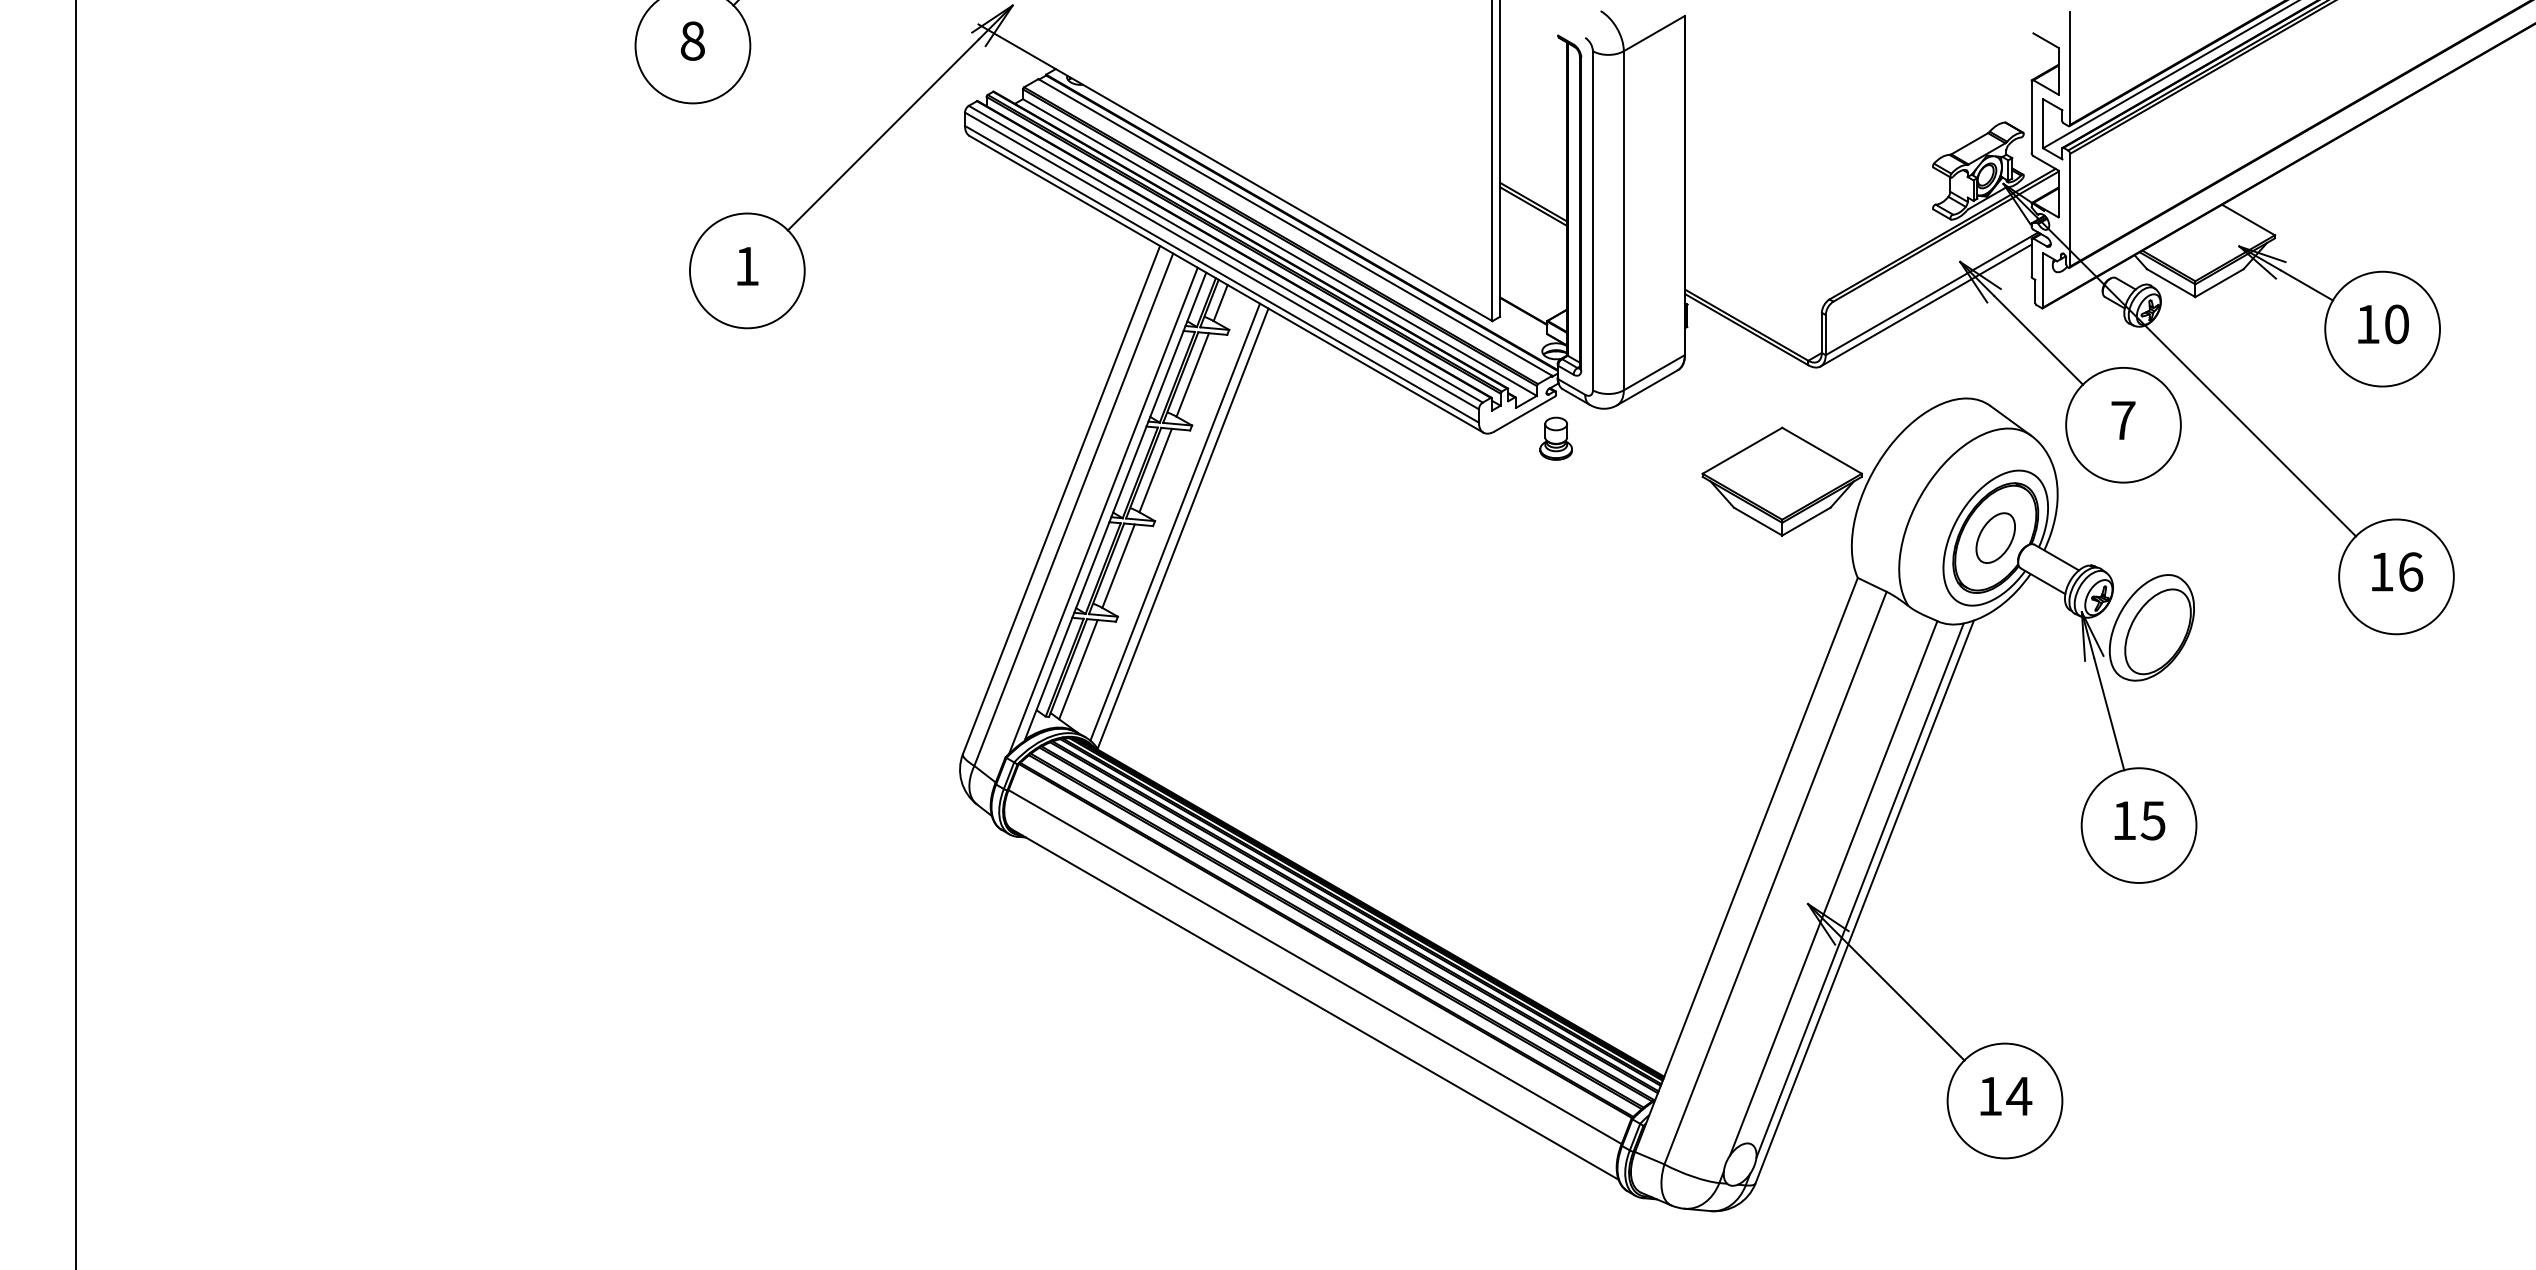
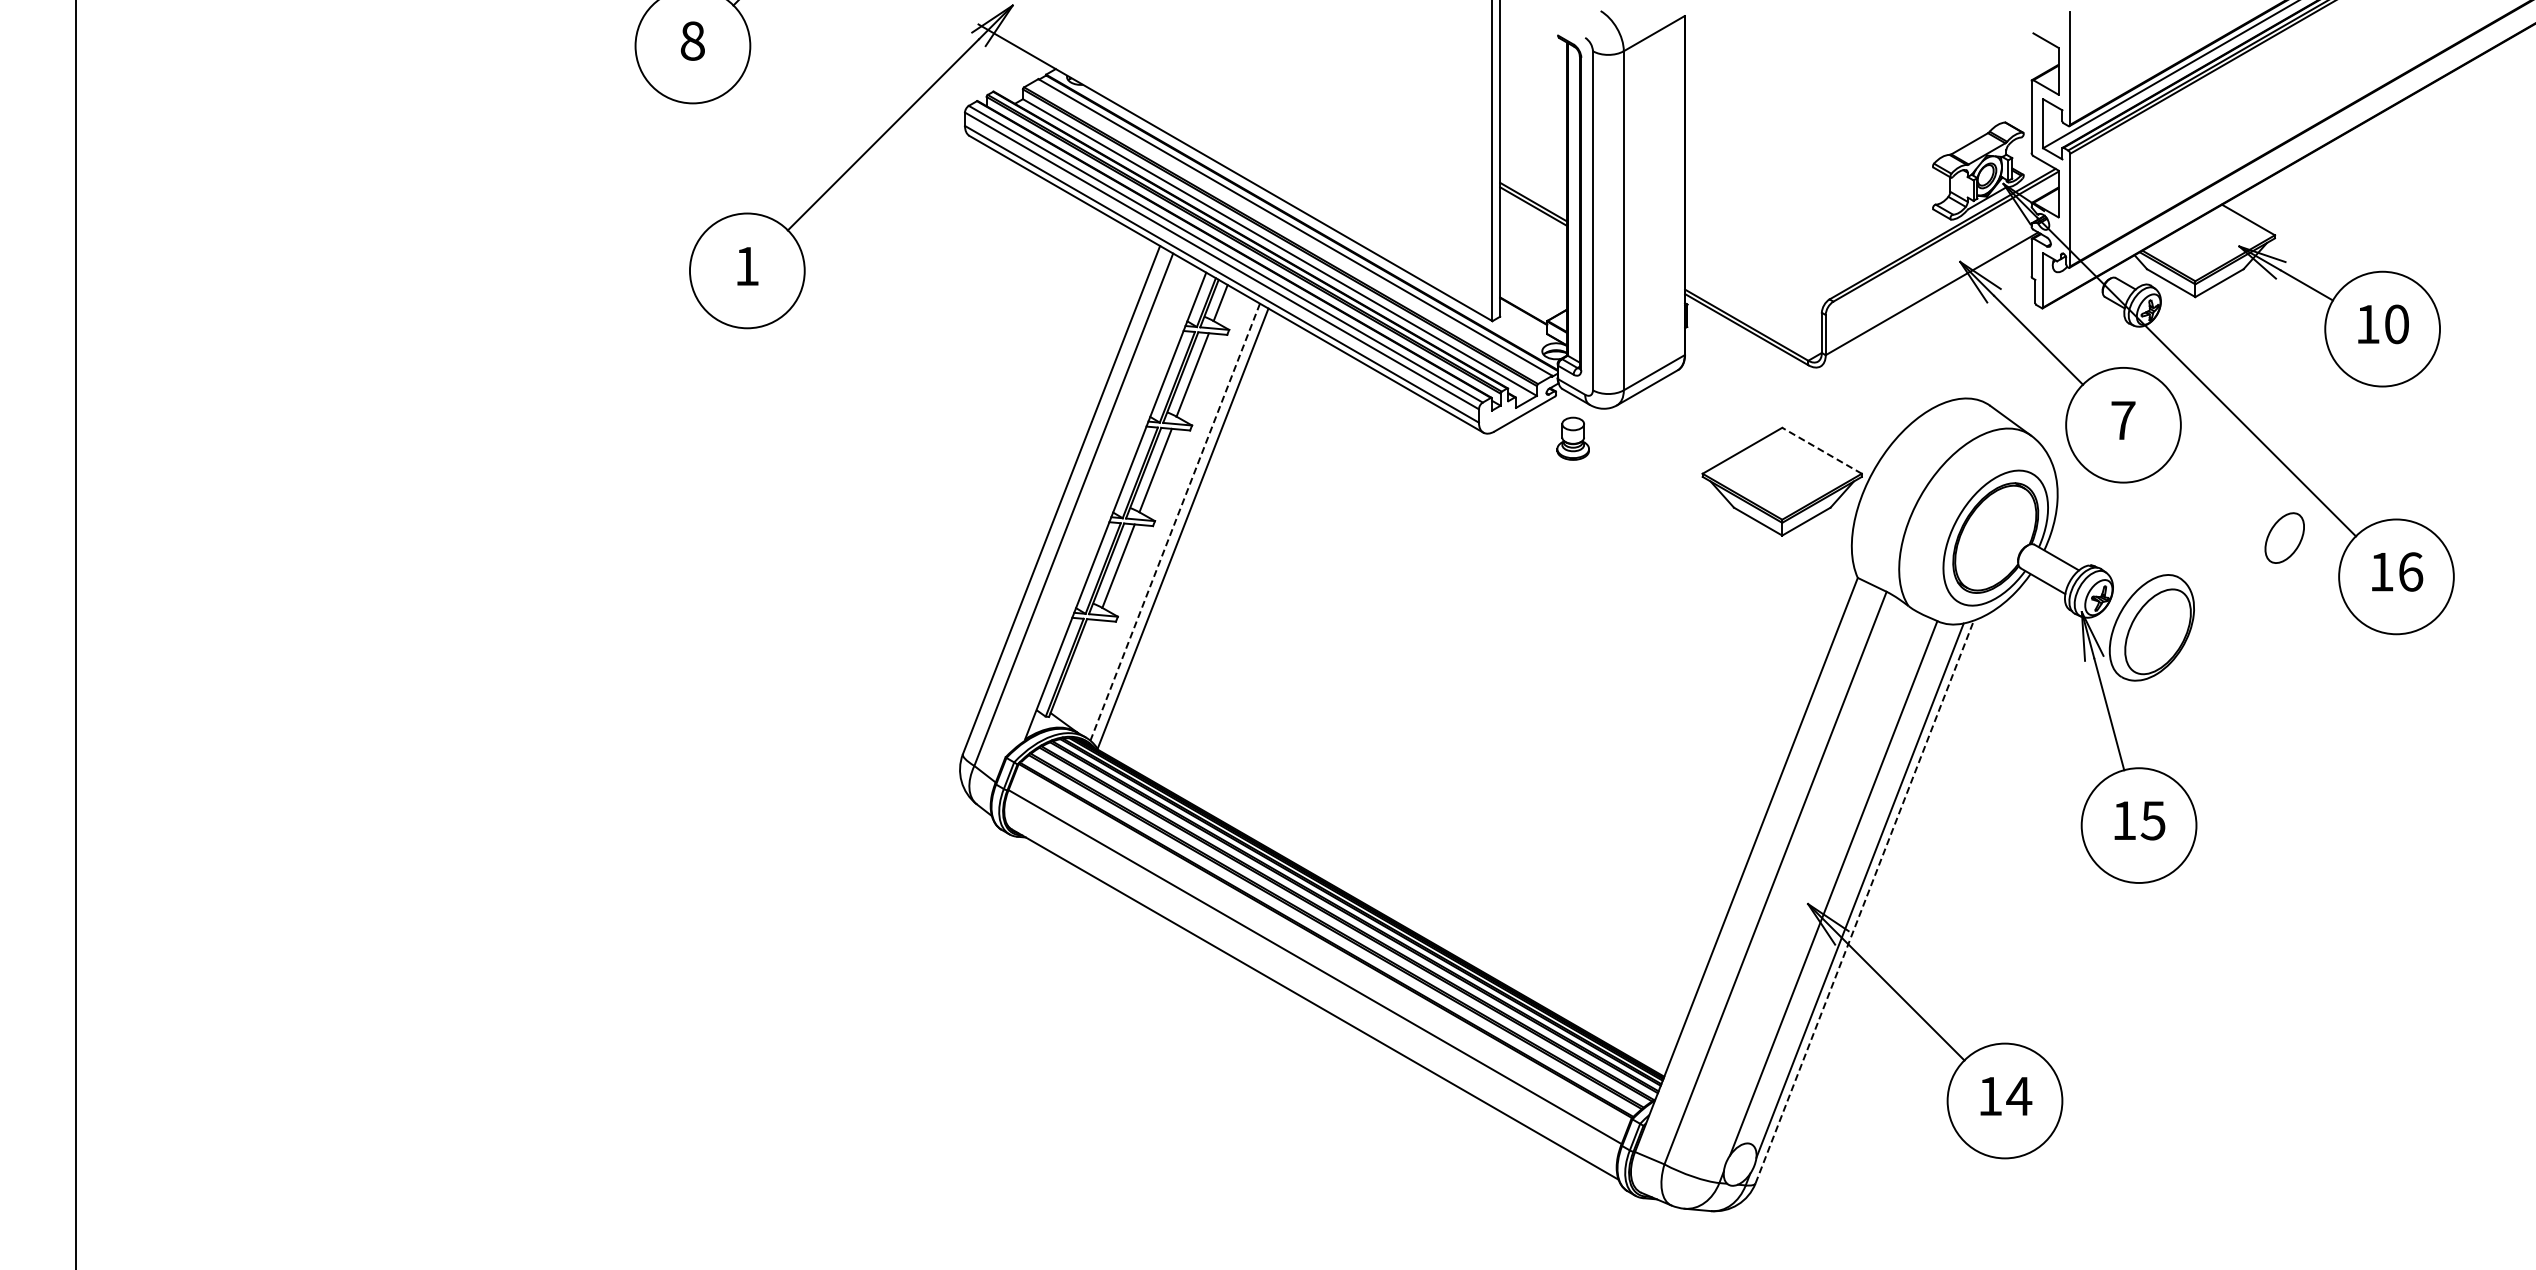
line: present -> none (1925, 305)
part position: (1555, 438) -> (1572, 438) (1572, 438)
line: solid -> dashed (1822, 450)
line: present -> none (1103, 510)
line: solid -> dashed (1175, 522)
part position: (1995, 537) -> (2284, 537) (2284, 537)
line: present -> none (1078, 669)
line: solid -> dashed (1864, 901)
